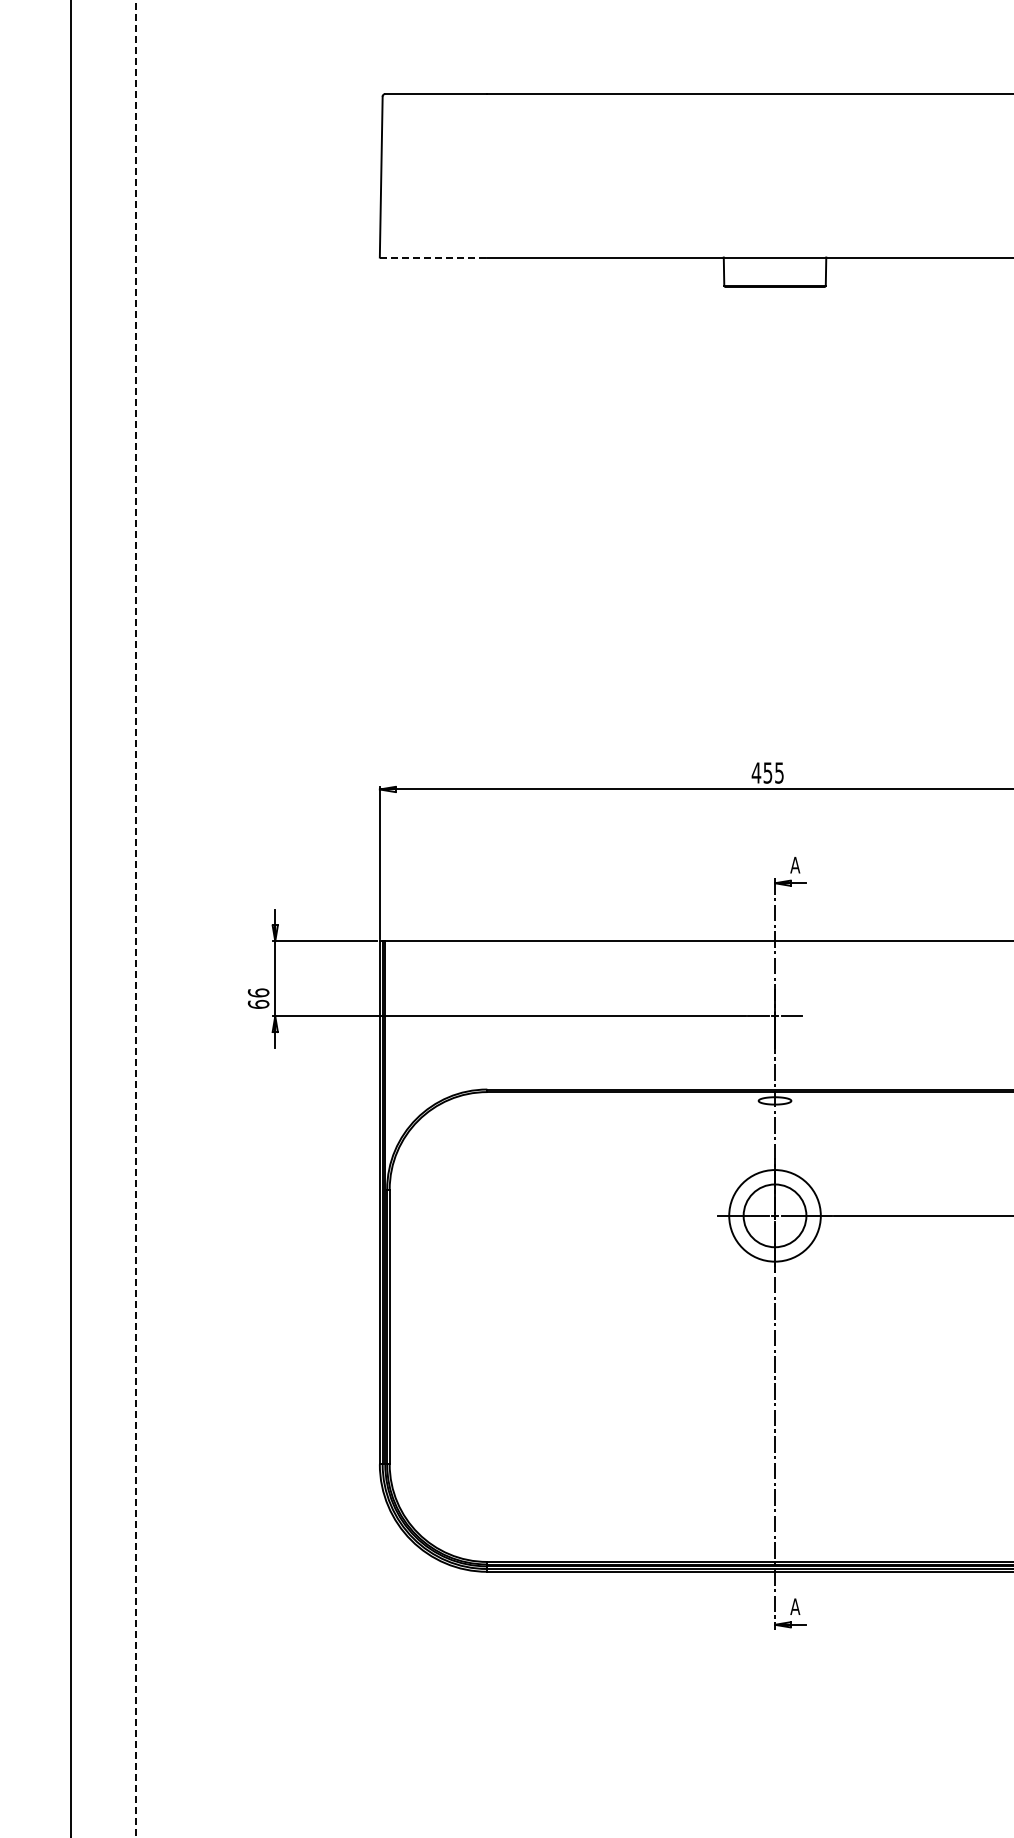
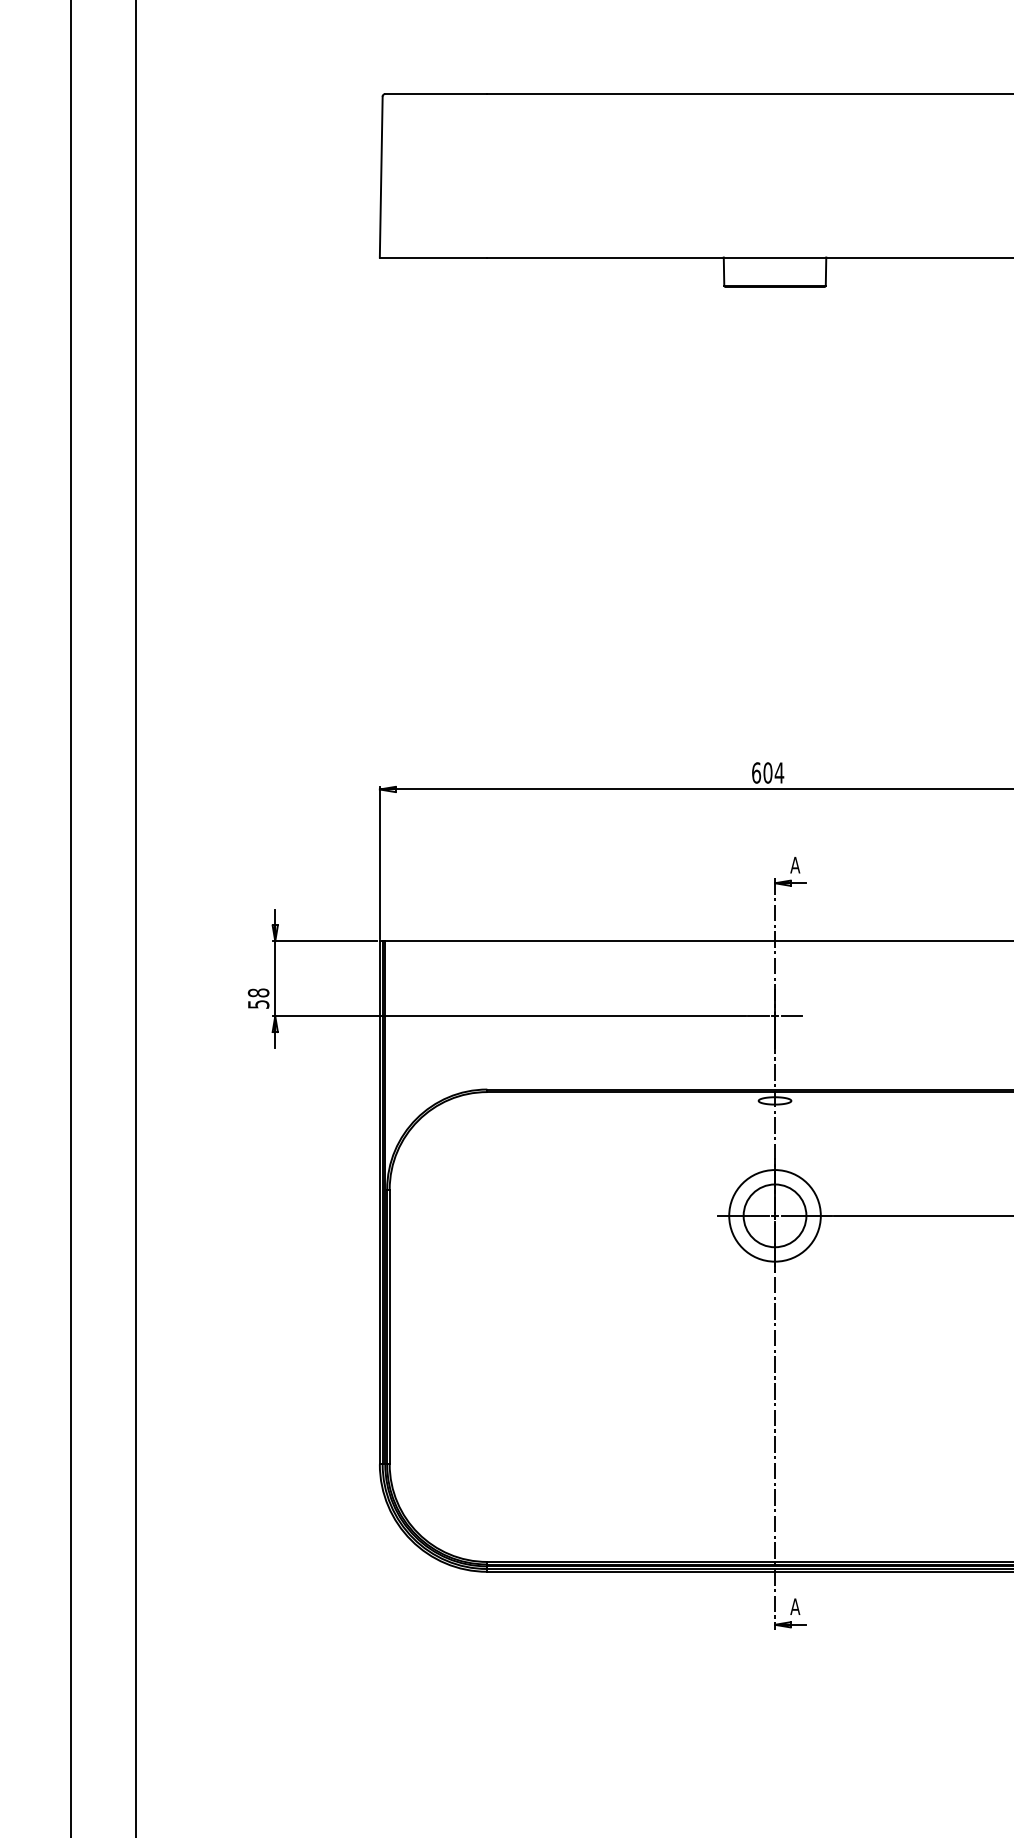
line: dashed -> solid (433, 257)
text: 455 -> 604 (767, 772)
line: dashed -> solid (135, 918)
text: 66 -> 58 (258, 998)
